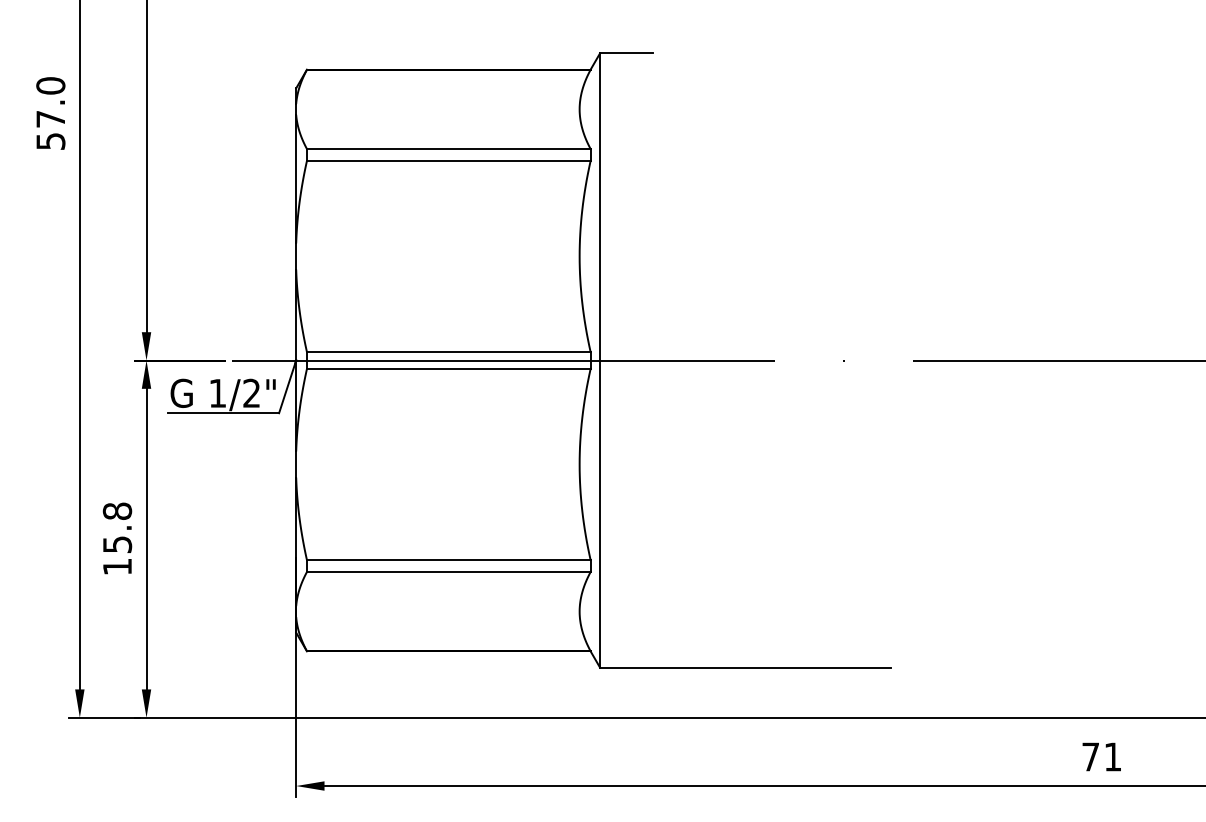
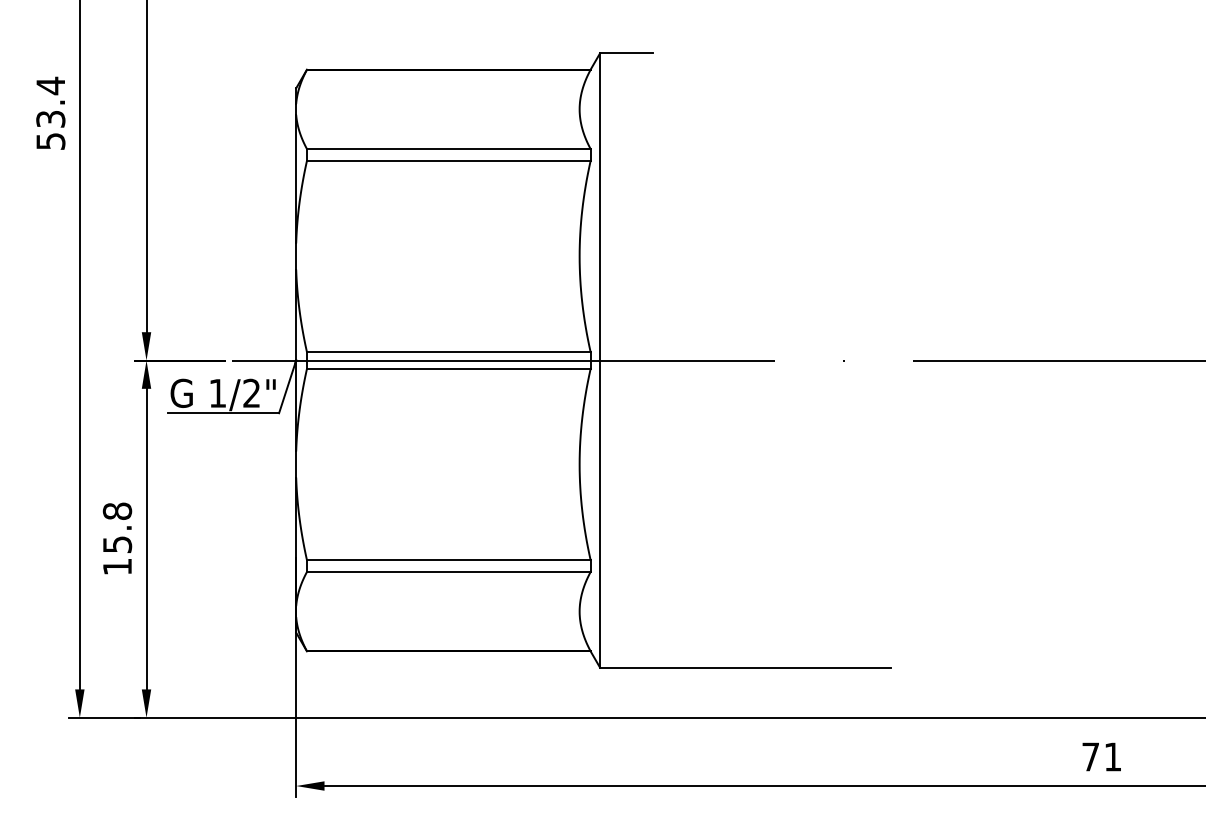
text: 57.0 -> 53.4 (50, 101)
